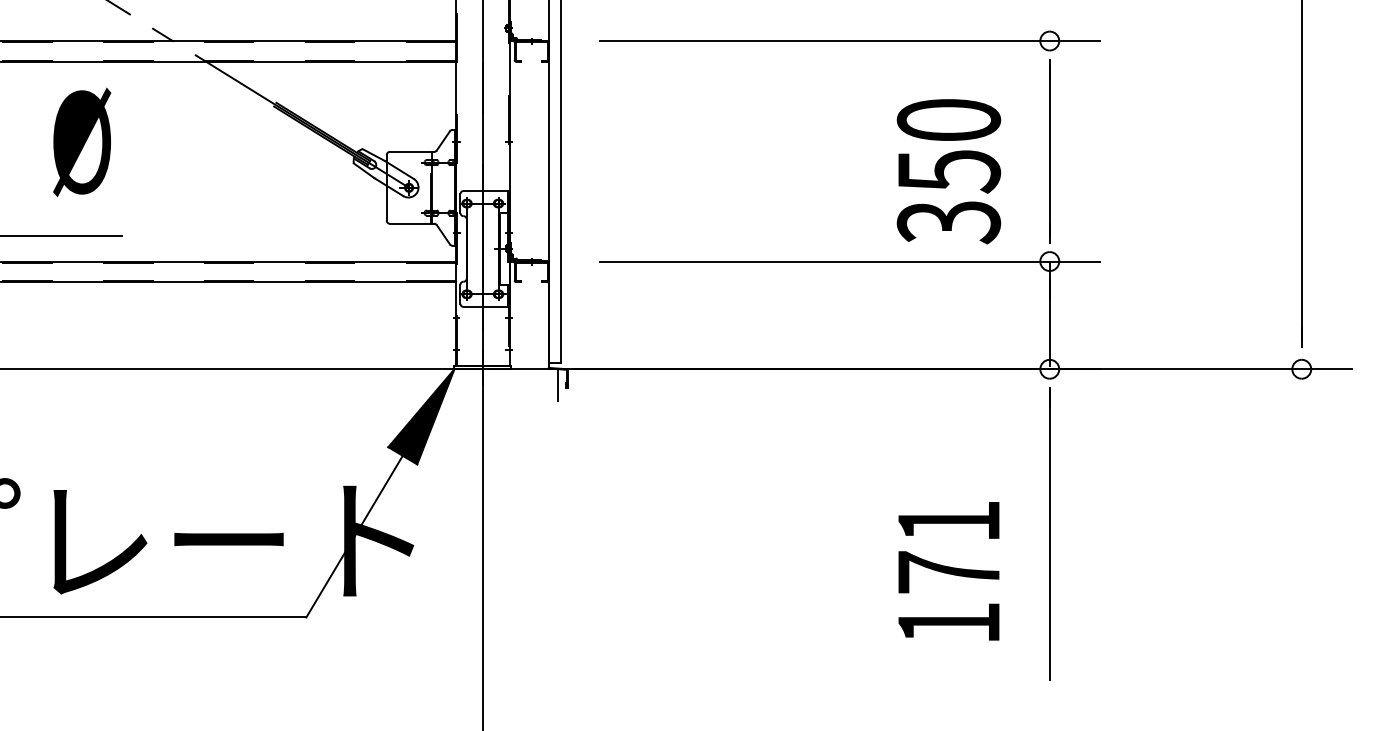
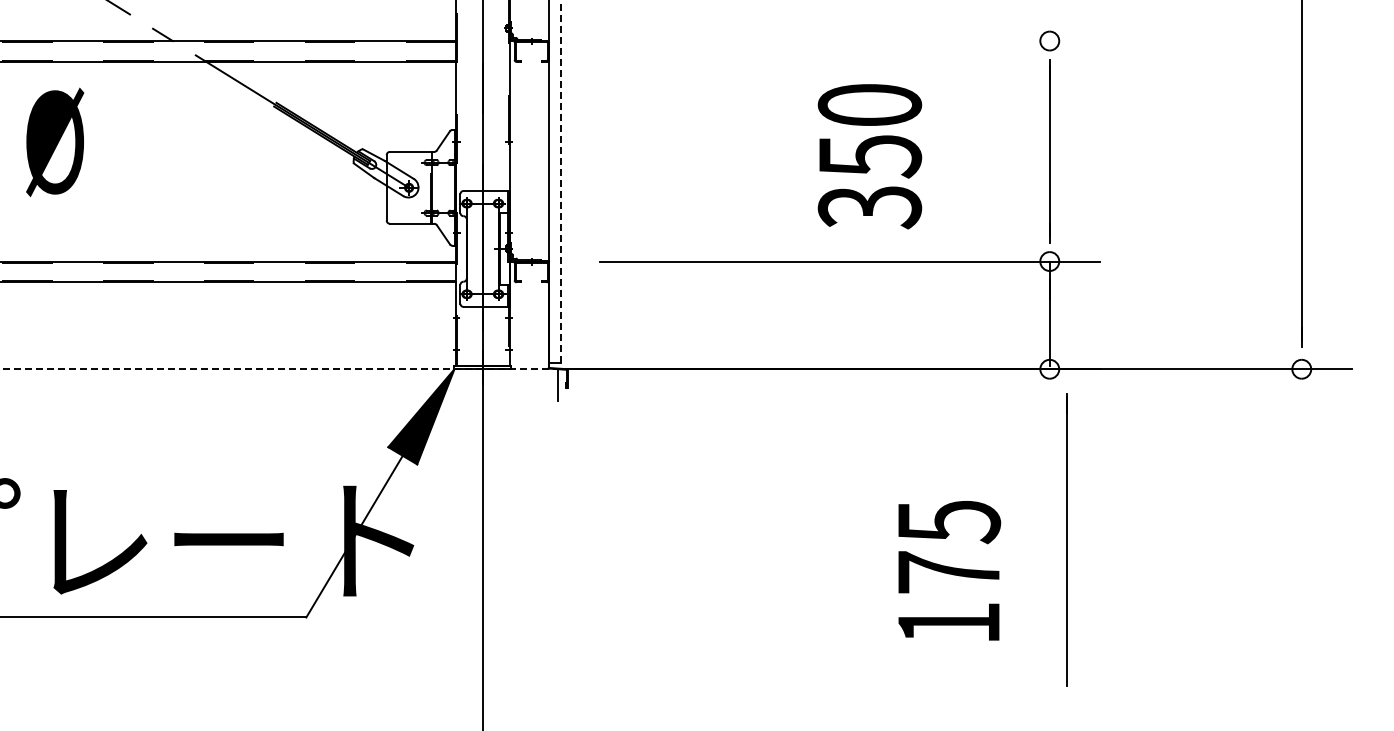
line: present -> none (850, 41)
text position: (82, 142) -> (55, 142) (55, 142)
text position: (948, 171) -> (869, 156) (869, 156)
line: solid -> dashed (561, 181)
line: present -> none (62, 236)
line: solid -> dashed (279, 369)
text: 171 -> 175 (949, 522)
line position: (1049, 533) -> (1066, 539) (1066, 539)
